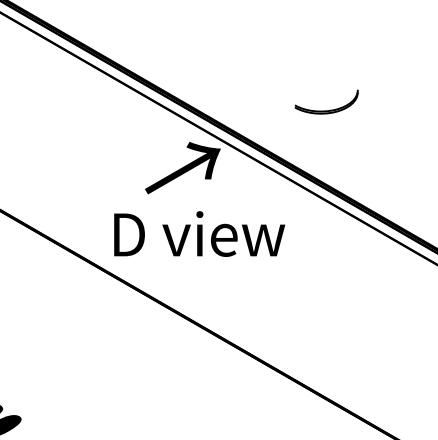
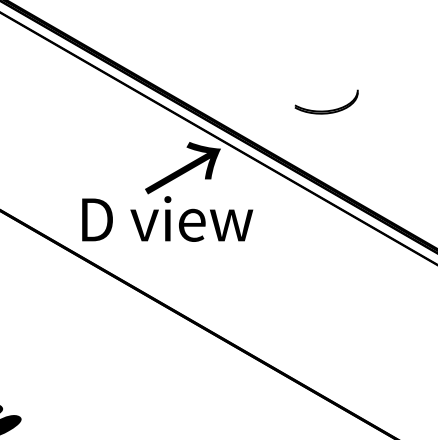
text position: (199, 233) -> (167, 218) (167, 218)
